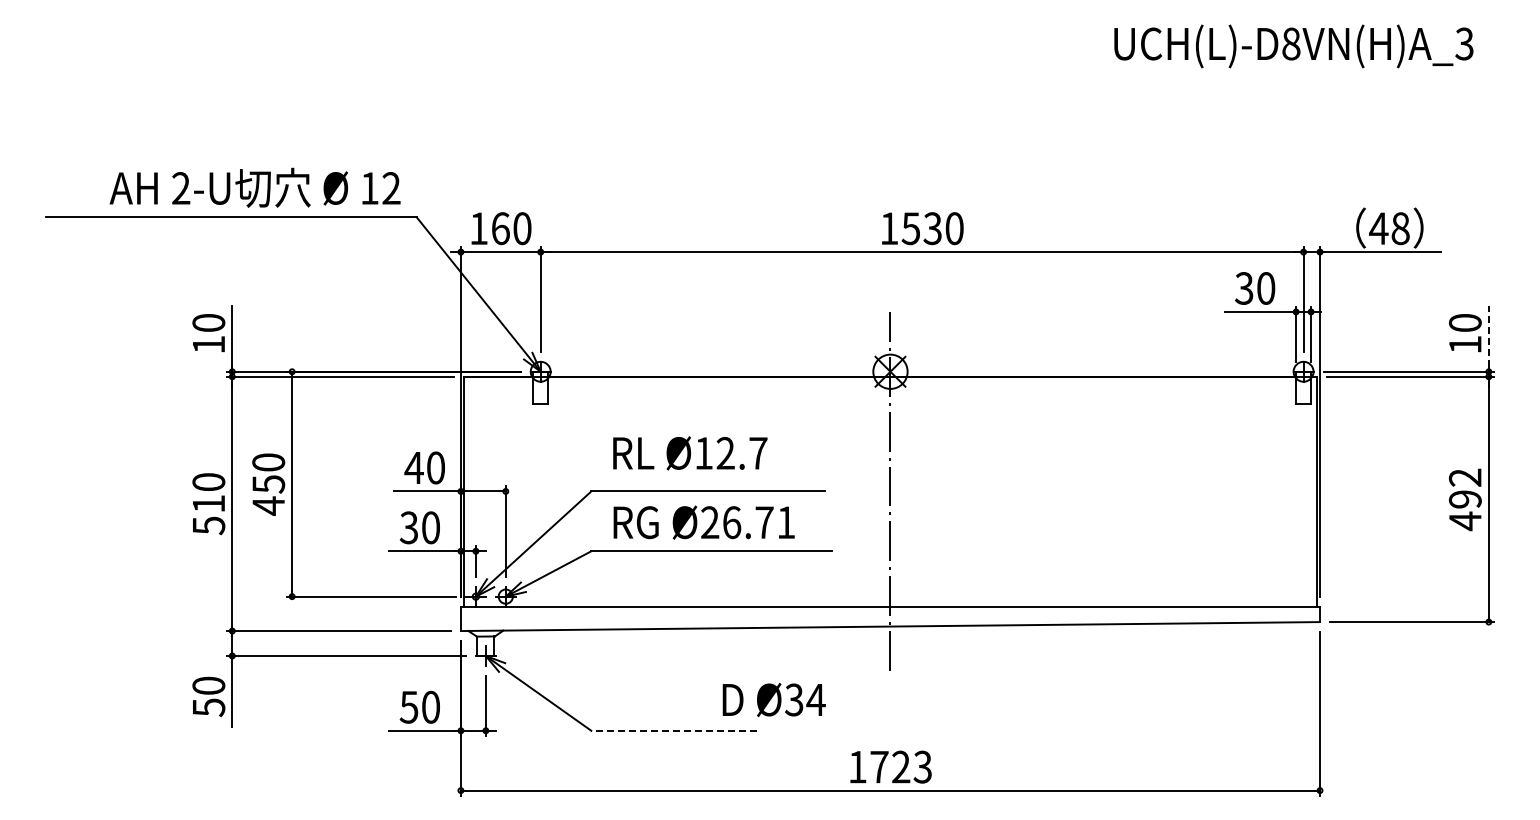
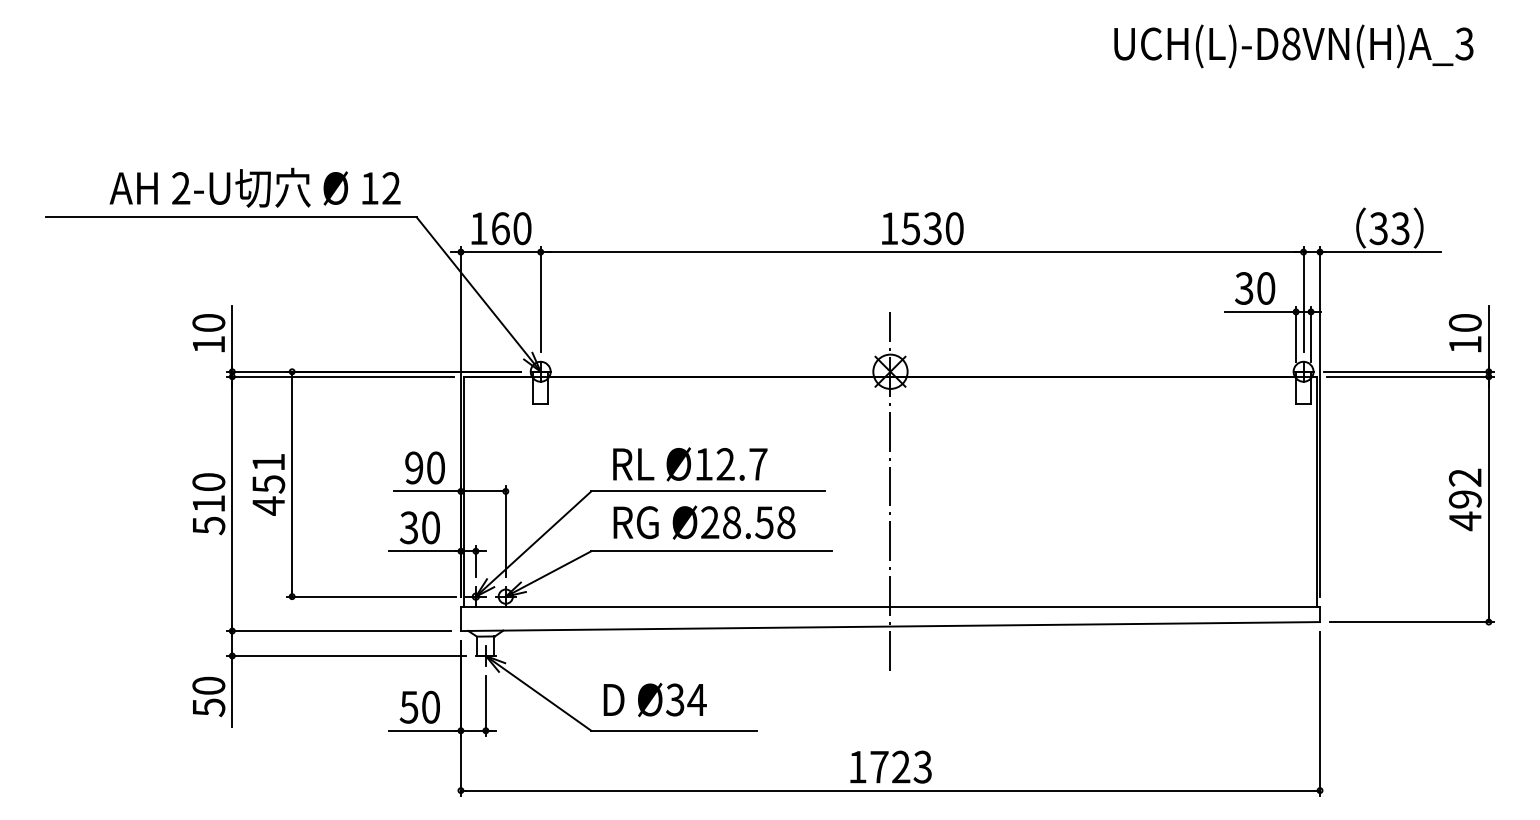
text: 48 -> 33 (1389, 228)
line: dashed -> solid (1488, 335)
text position: (690, 453) -> (690, 464) (690, 464)
text: 450 -> 451 (268, 462)
text: 40 -> 90 (413, 467)
text: Ø26.71 -> Ø28.58 (759, 522)
text position: (773, 699) -> (654, 699) (654, 699)
line: dashed -> solid (674, 730)
